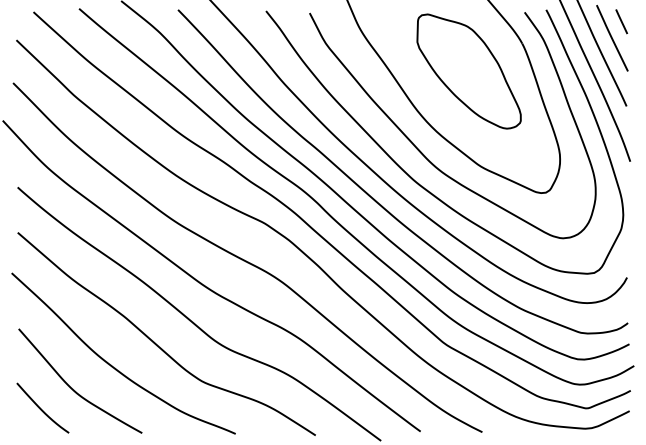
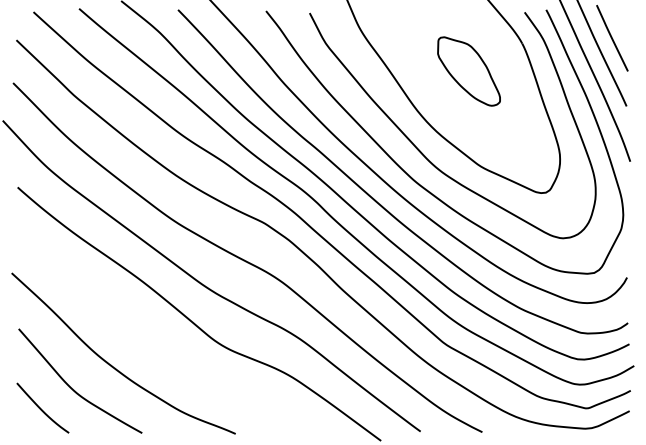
line: present -> none (621, 21)
part size: 106x117 px -> 64x71 px (468, 71)
curve: present -> none (156, 343)
